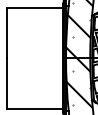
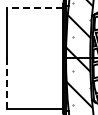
line: solid -> dashed (35, 7)
line: solid -> dashed (7, 82)
